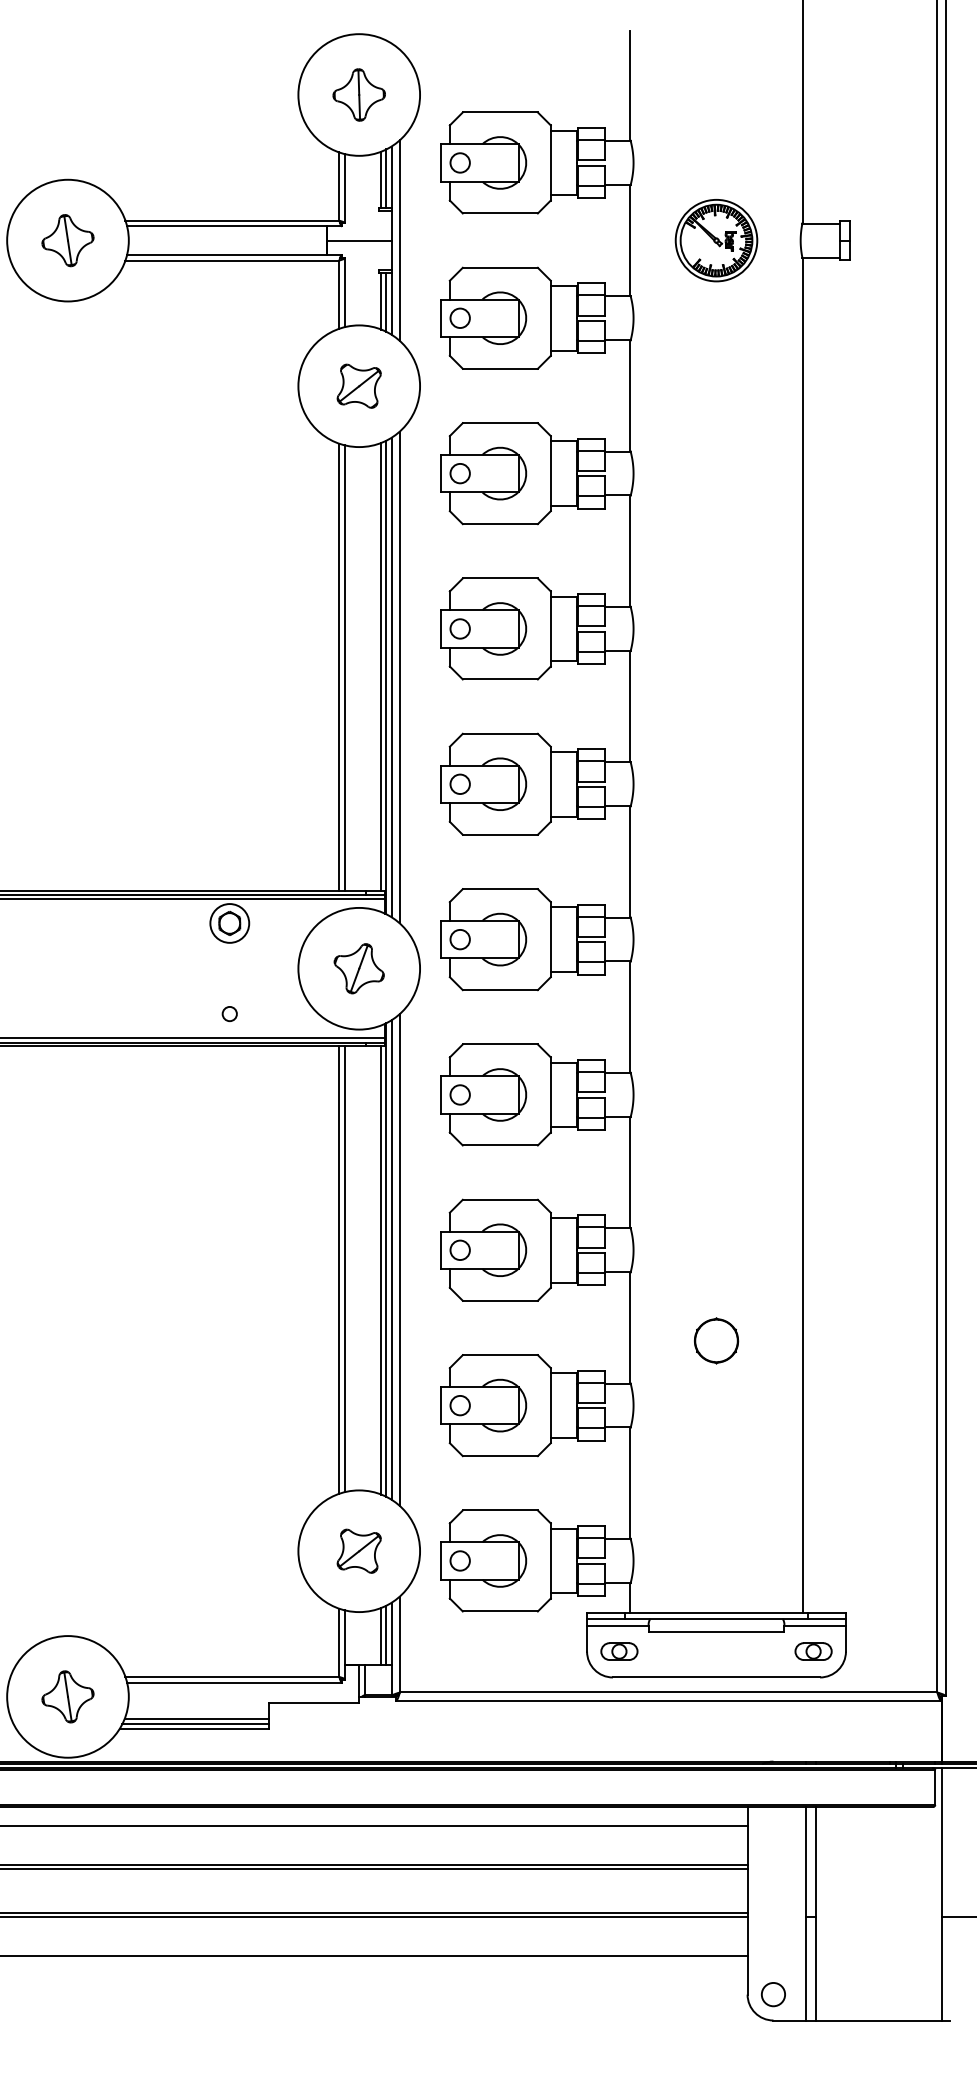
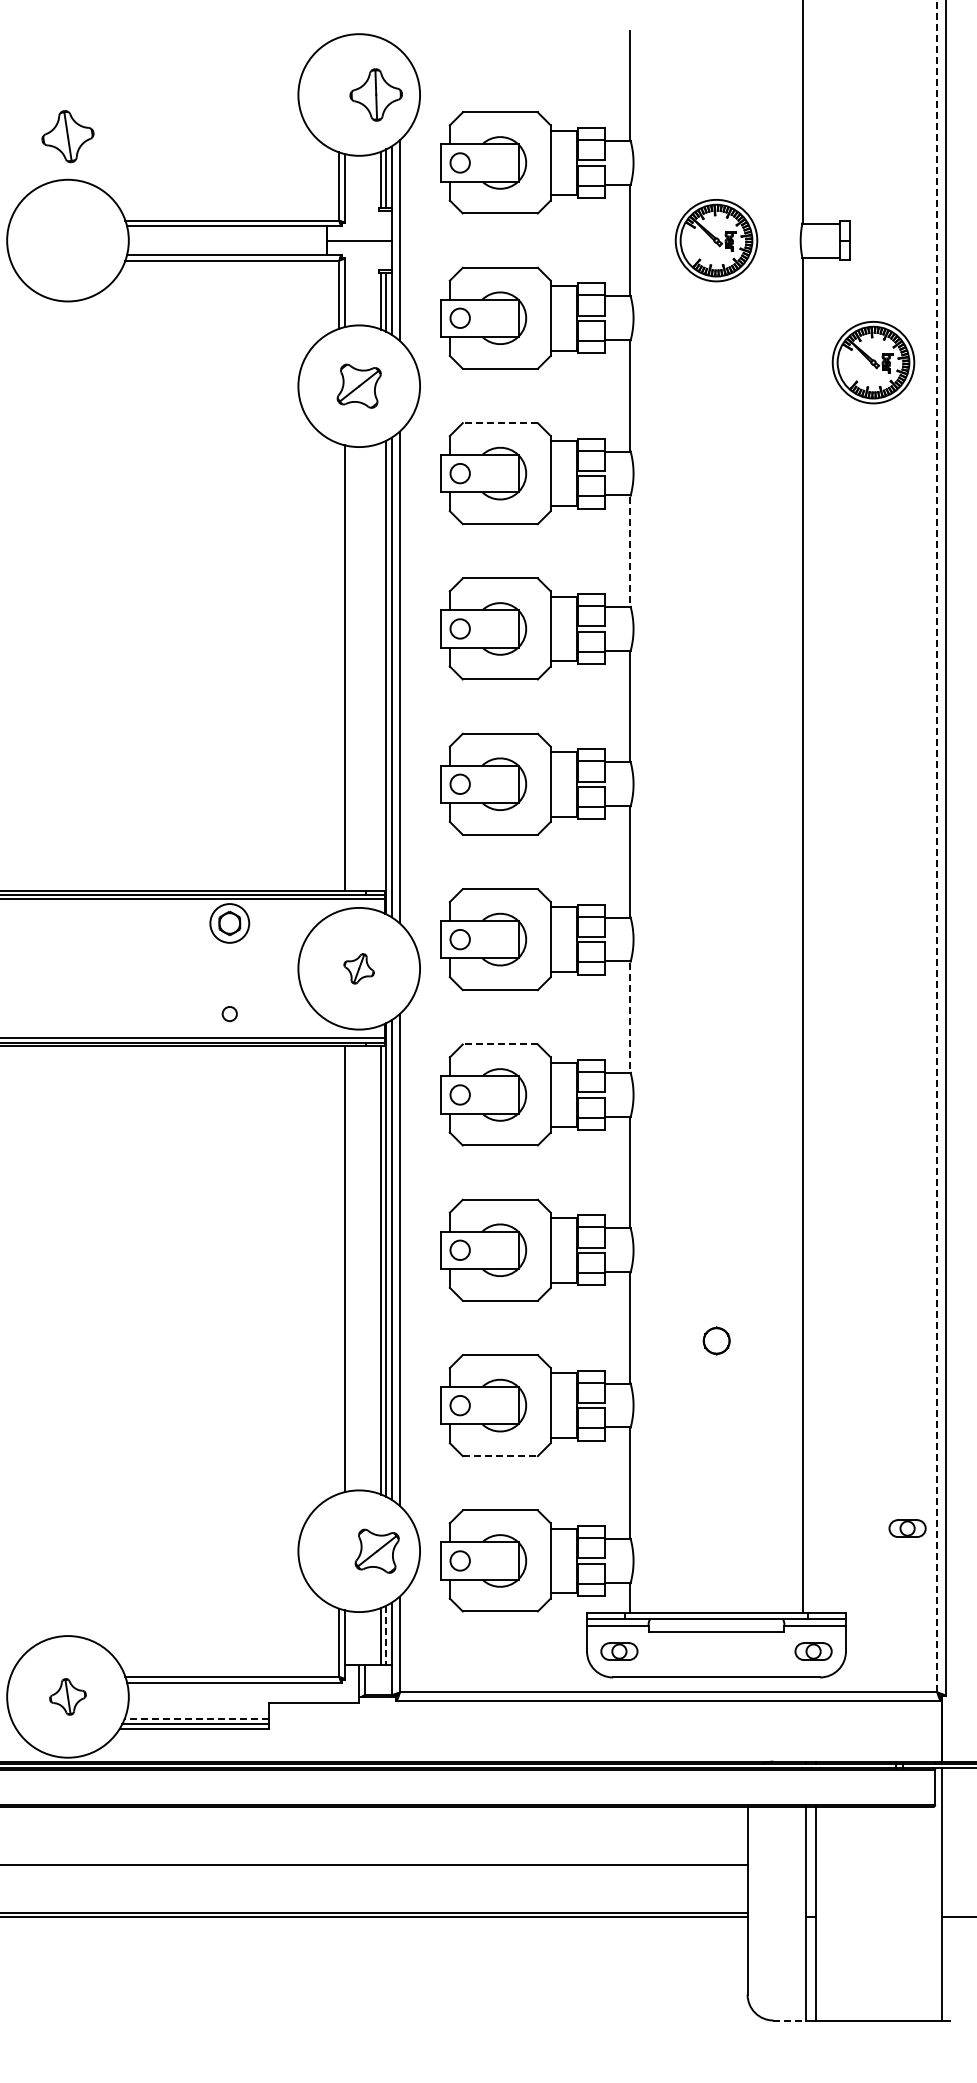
part position: (358, 94) -> (375, 94) (375, 94)
part position: (67, 240) -> (67, 136) (67, 136)
part: none -> present (873, 362)
line: solid -> dashed (500, 423)
line: solid -> dashed (630, 551)
line: present -> none (381, 666)
line: present -> none (339, 667)
line: solid -> dashed (937, 846)
part size: 52x52 px -> 32x32 px (358, 968)
line: solid -> dashed (630, 1017)
line: solid -> dashed (500, 1044)
line: present -> none (339, 1269)
part size: 46x48 px -> 29x30 px (716, 1340)
line: solid -> dashed (500, 1456)
part: none -> present (907, 1528)
part position: (358, 1550) -> (376, 1550) (376, 1550)
line: solid -> dashed (386, 1635)
part size: 54x54 px -> 38x38 px (67, 1696)
line: solid -> dashed (196, 1718)
line: present -> none (374, 1826)
line: present -> none (374, 1869)
line: present -> none (374, 1955)
circle: present -> none (773, 1994)
line: solid -> dashed (790, 2020)
